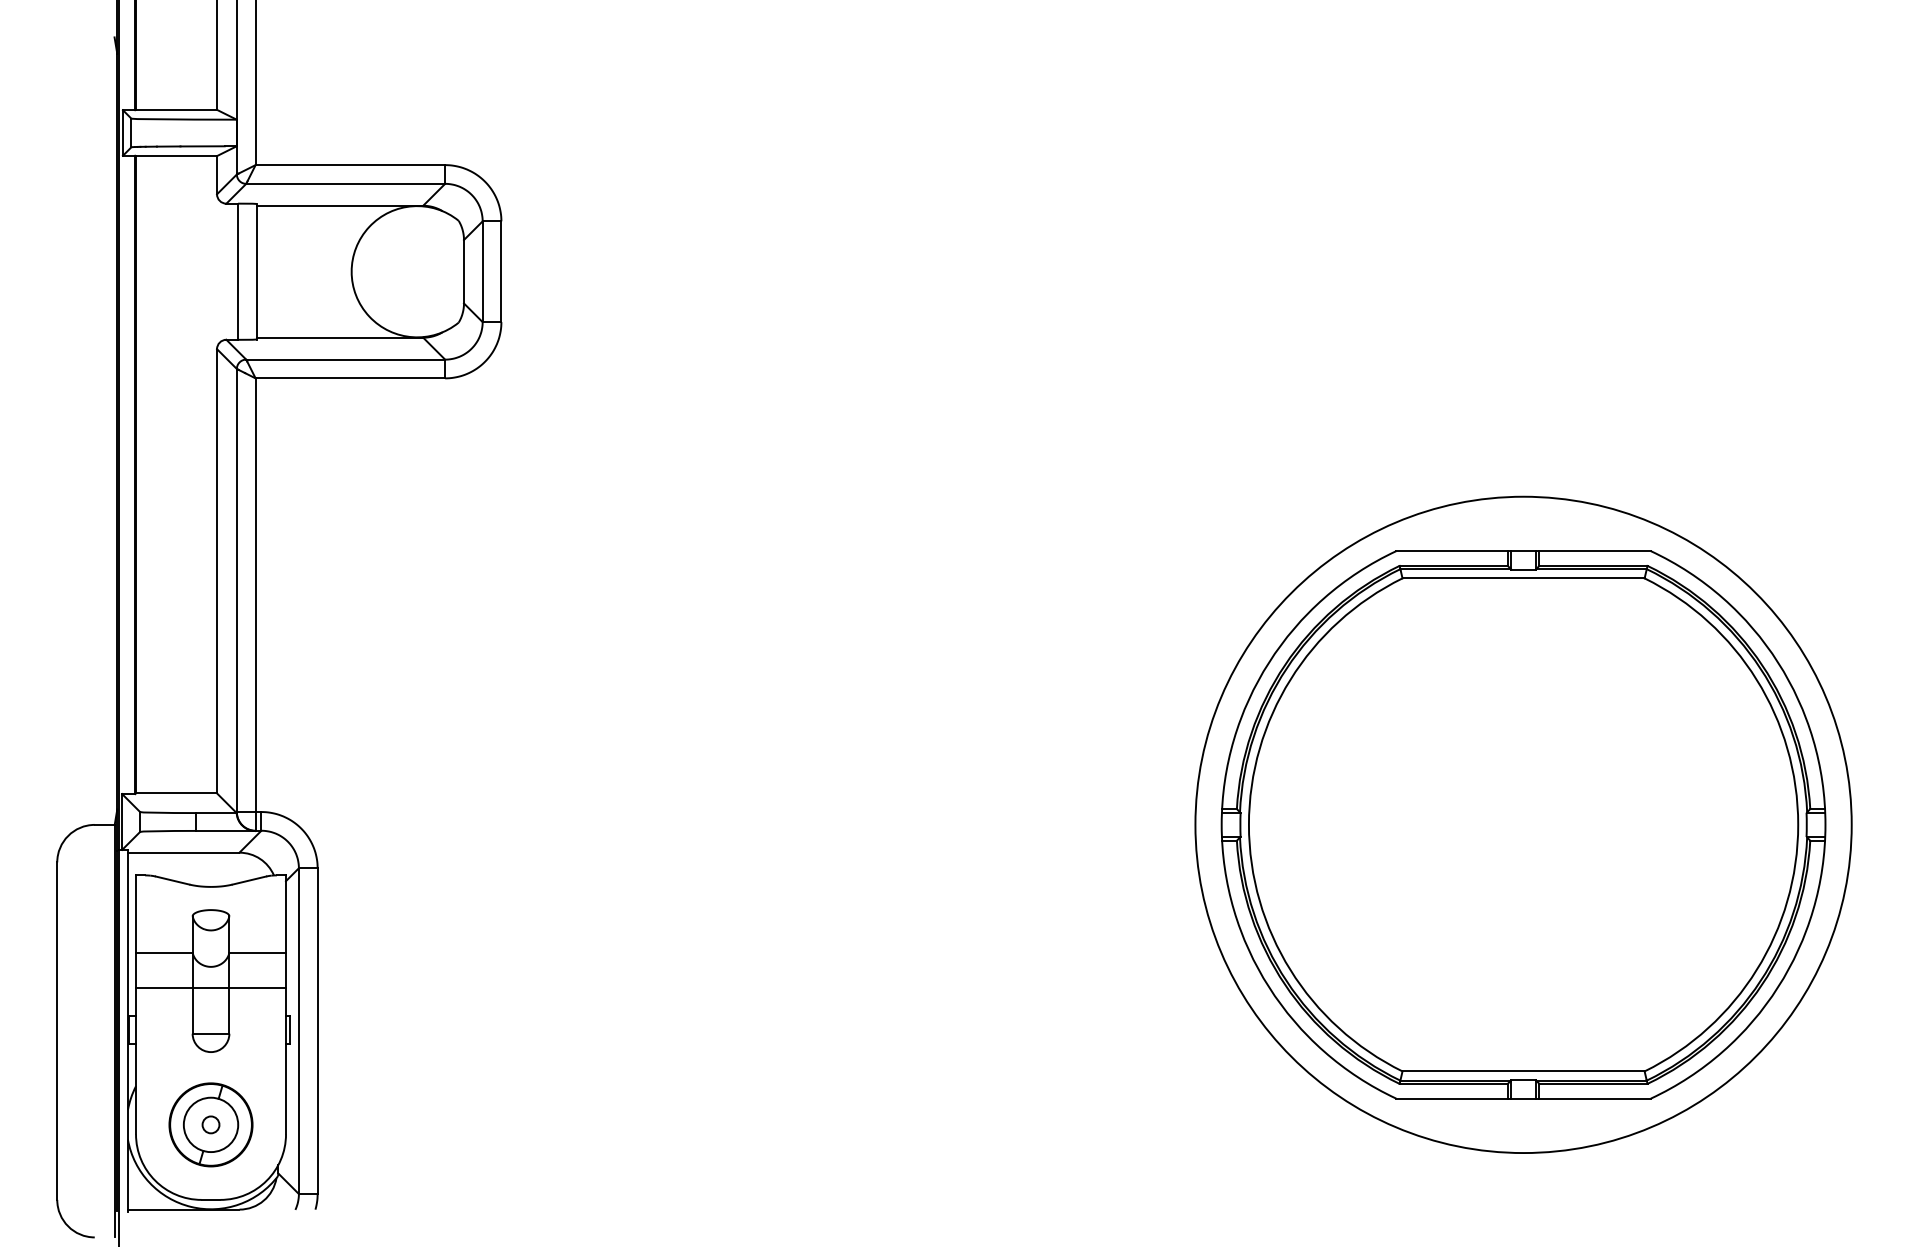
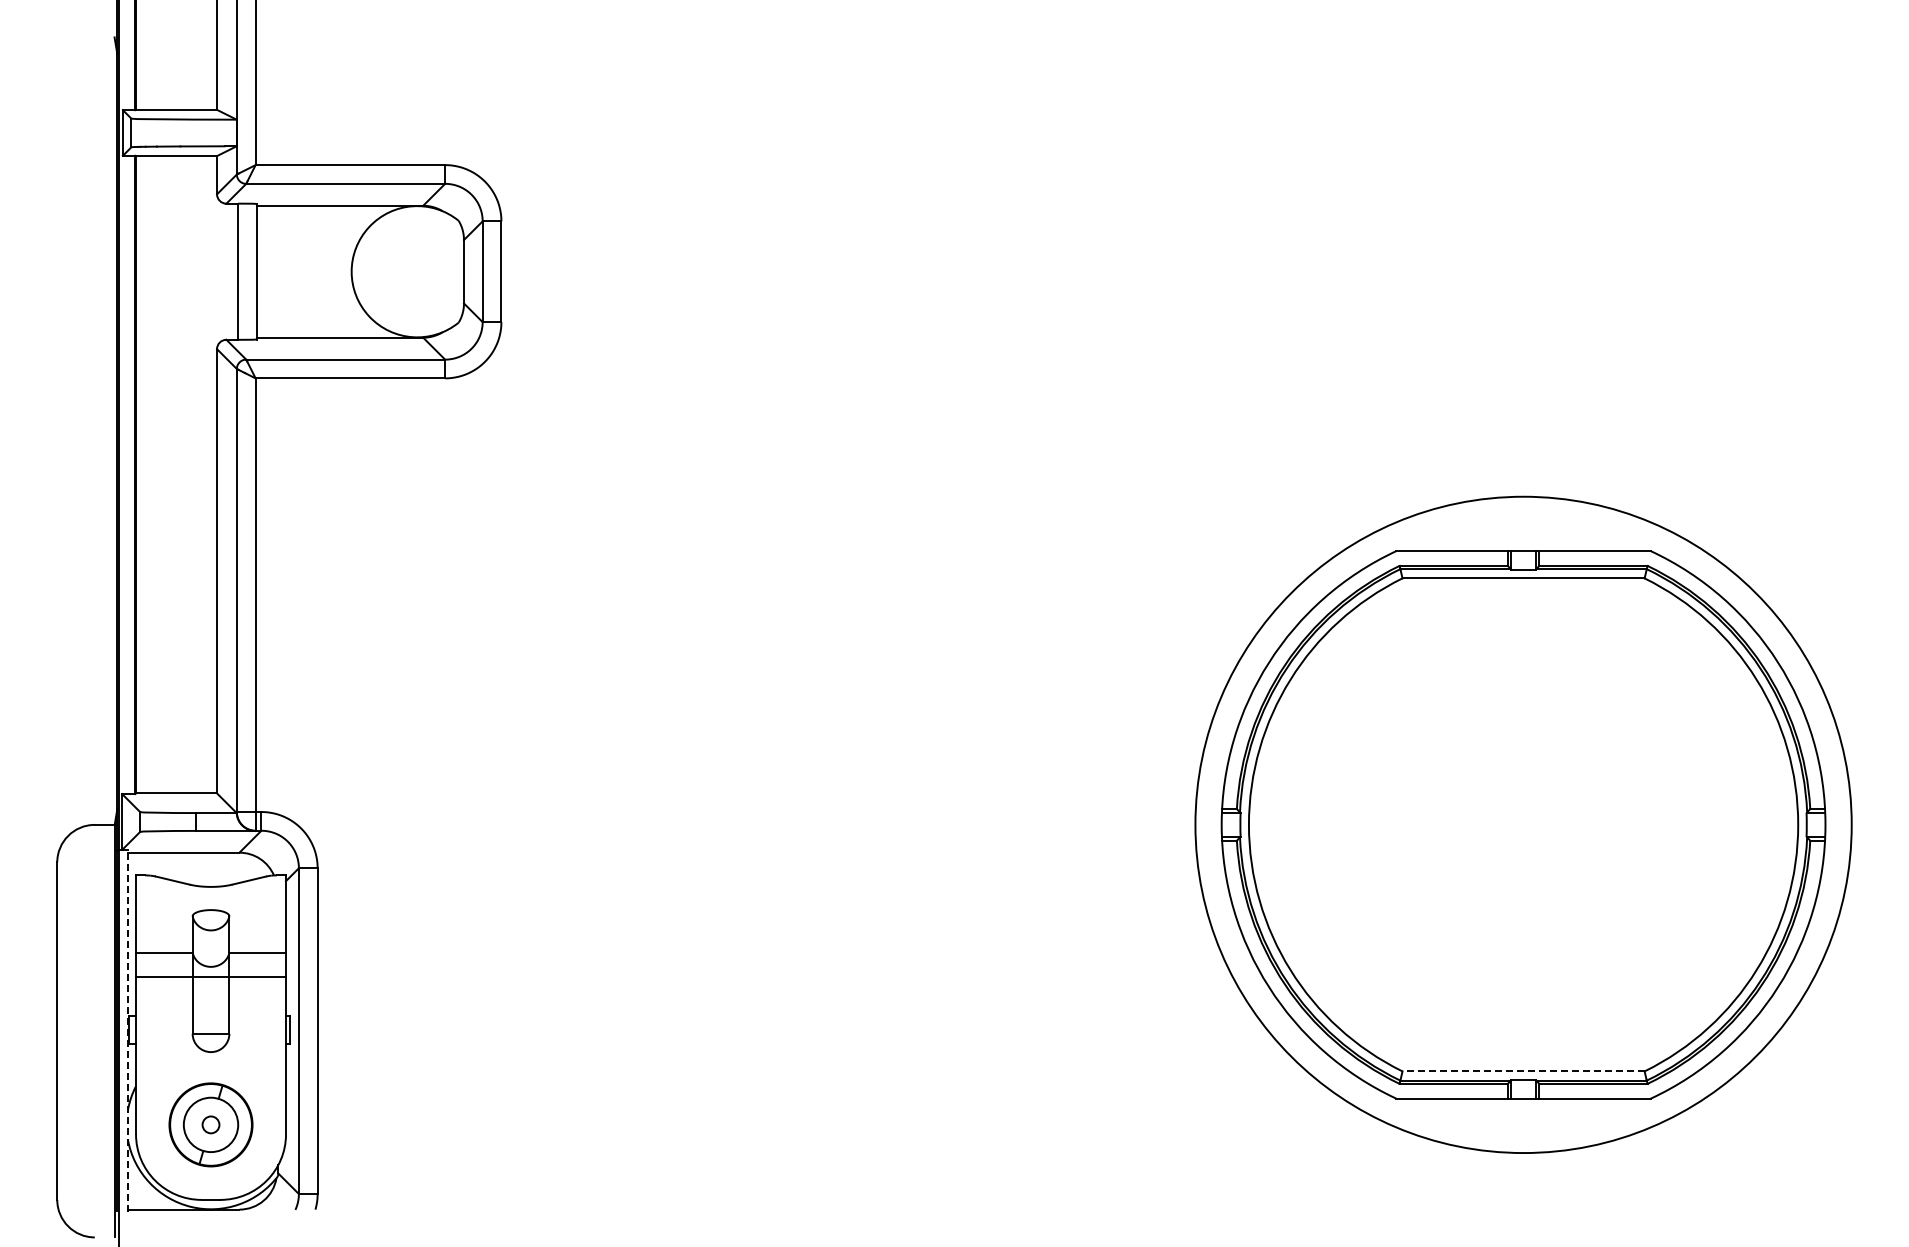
line position: (211, 988) -> (211, 977) (211, 977)
line: solid -> dashed (127, 1030)
line: solid -> dashed (1523, 1071)
